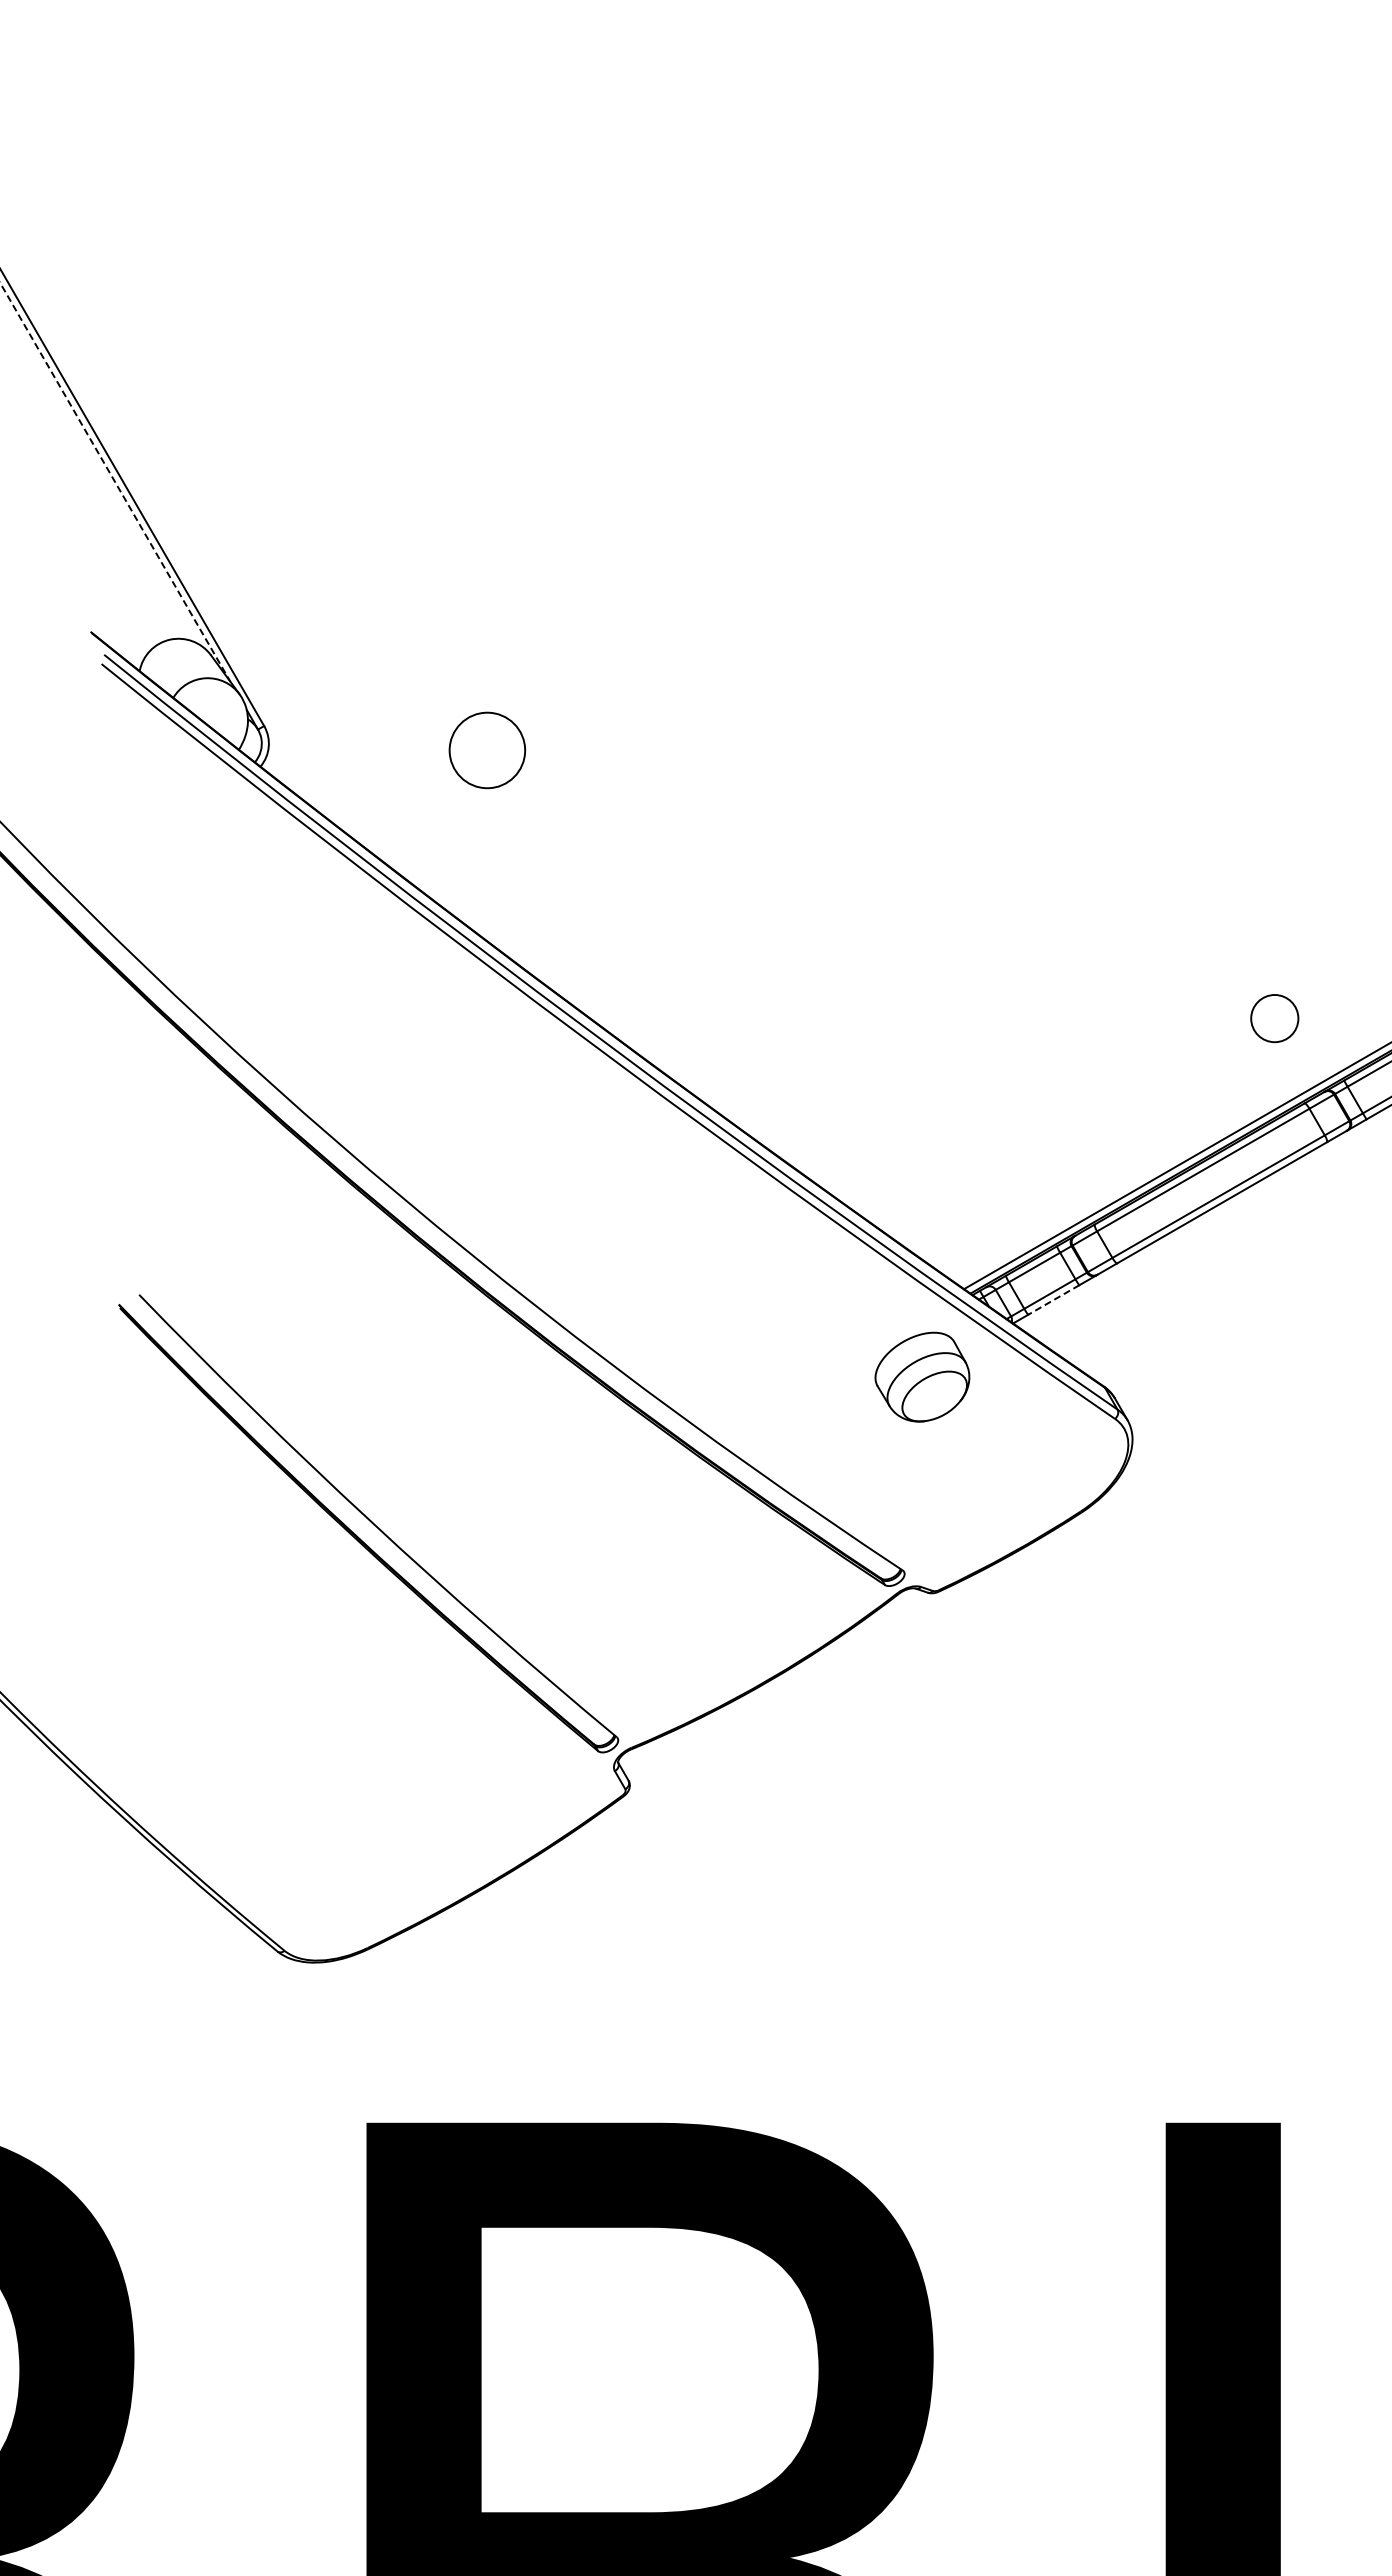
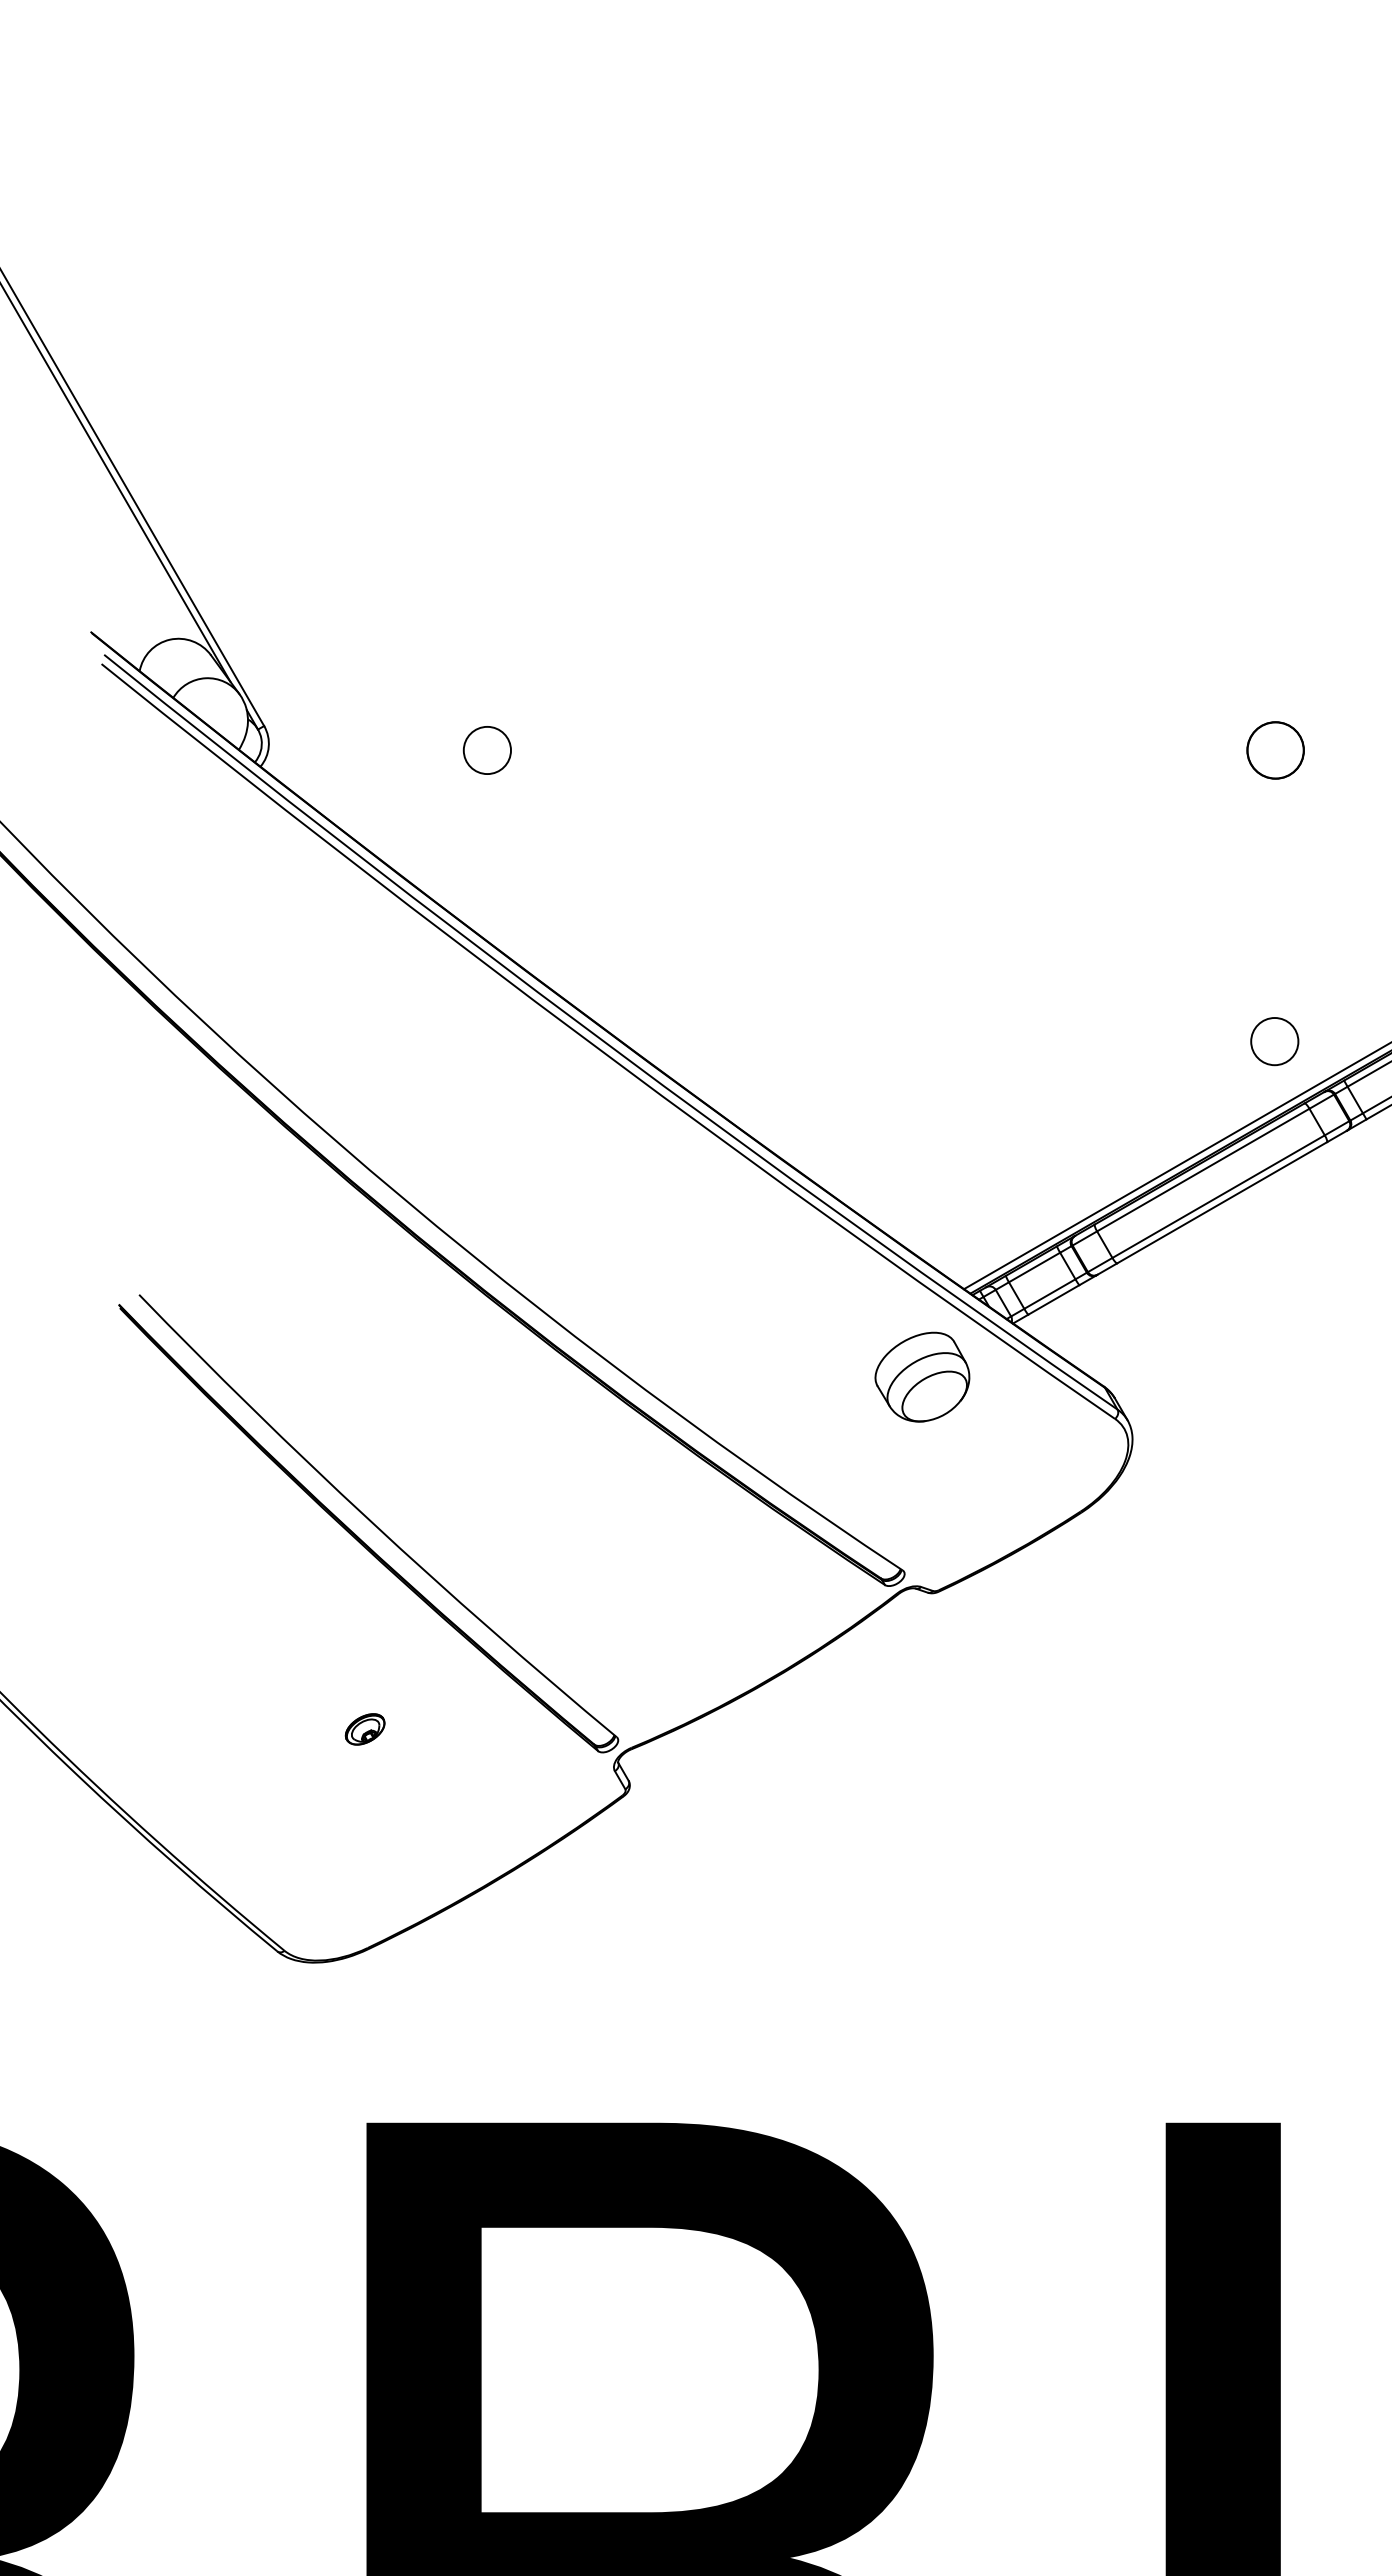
line: dashed -> solid (115, 482)
circle diameter: 76 px -> 47 px (487, 750)
circle: none -> present (1275, 750)
circle position: (1274, 1018) -> (1274, 1041) (1274, 1041)
line: dashed -> solid (1053, 1299)
part: none -> present (364, 1729)
